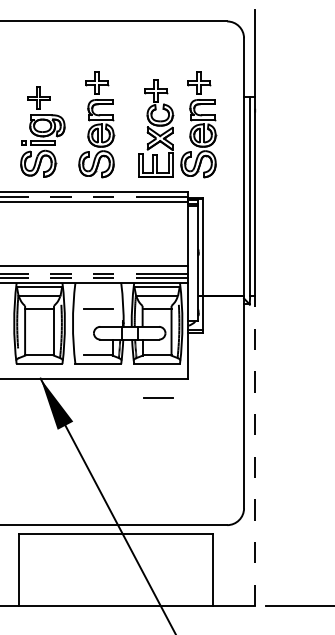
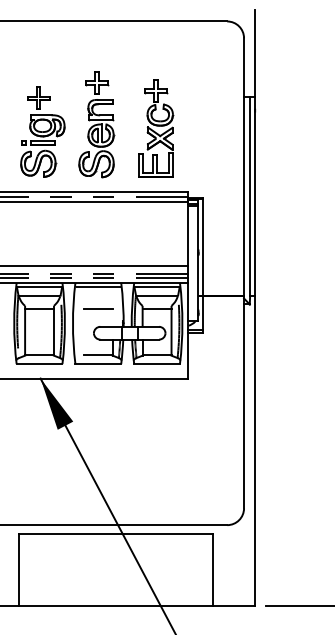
part: present -> none (198, 124)
line: none -> present (97, 287)
line: present -> none (158, 397)
line: dashed -> solid (255, 450)
